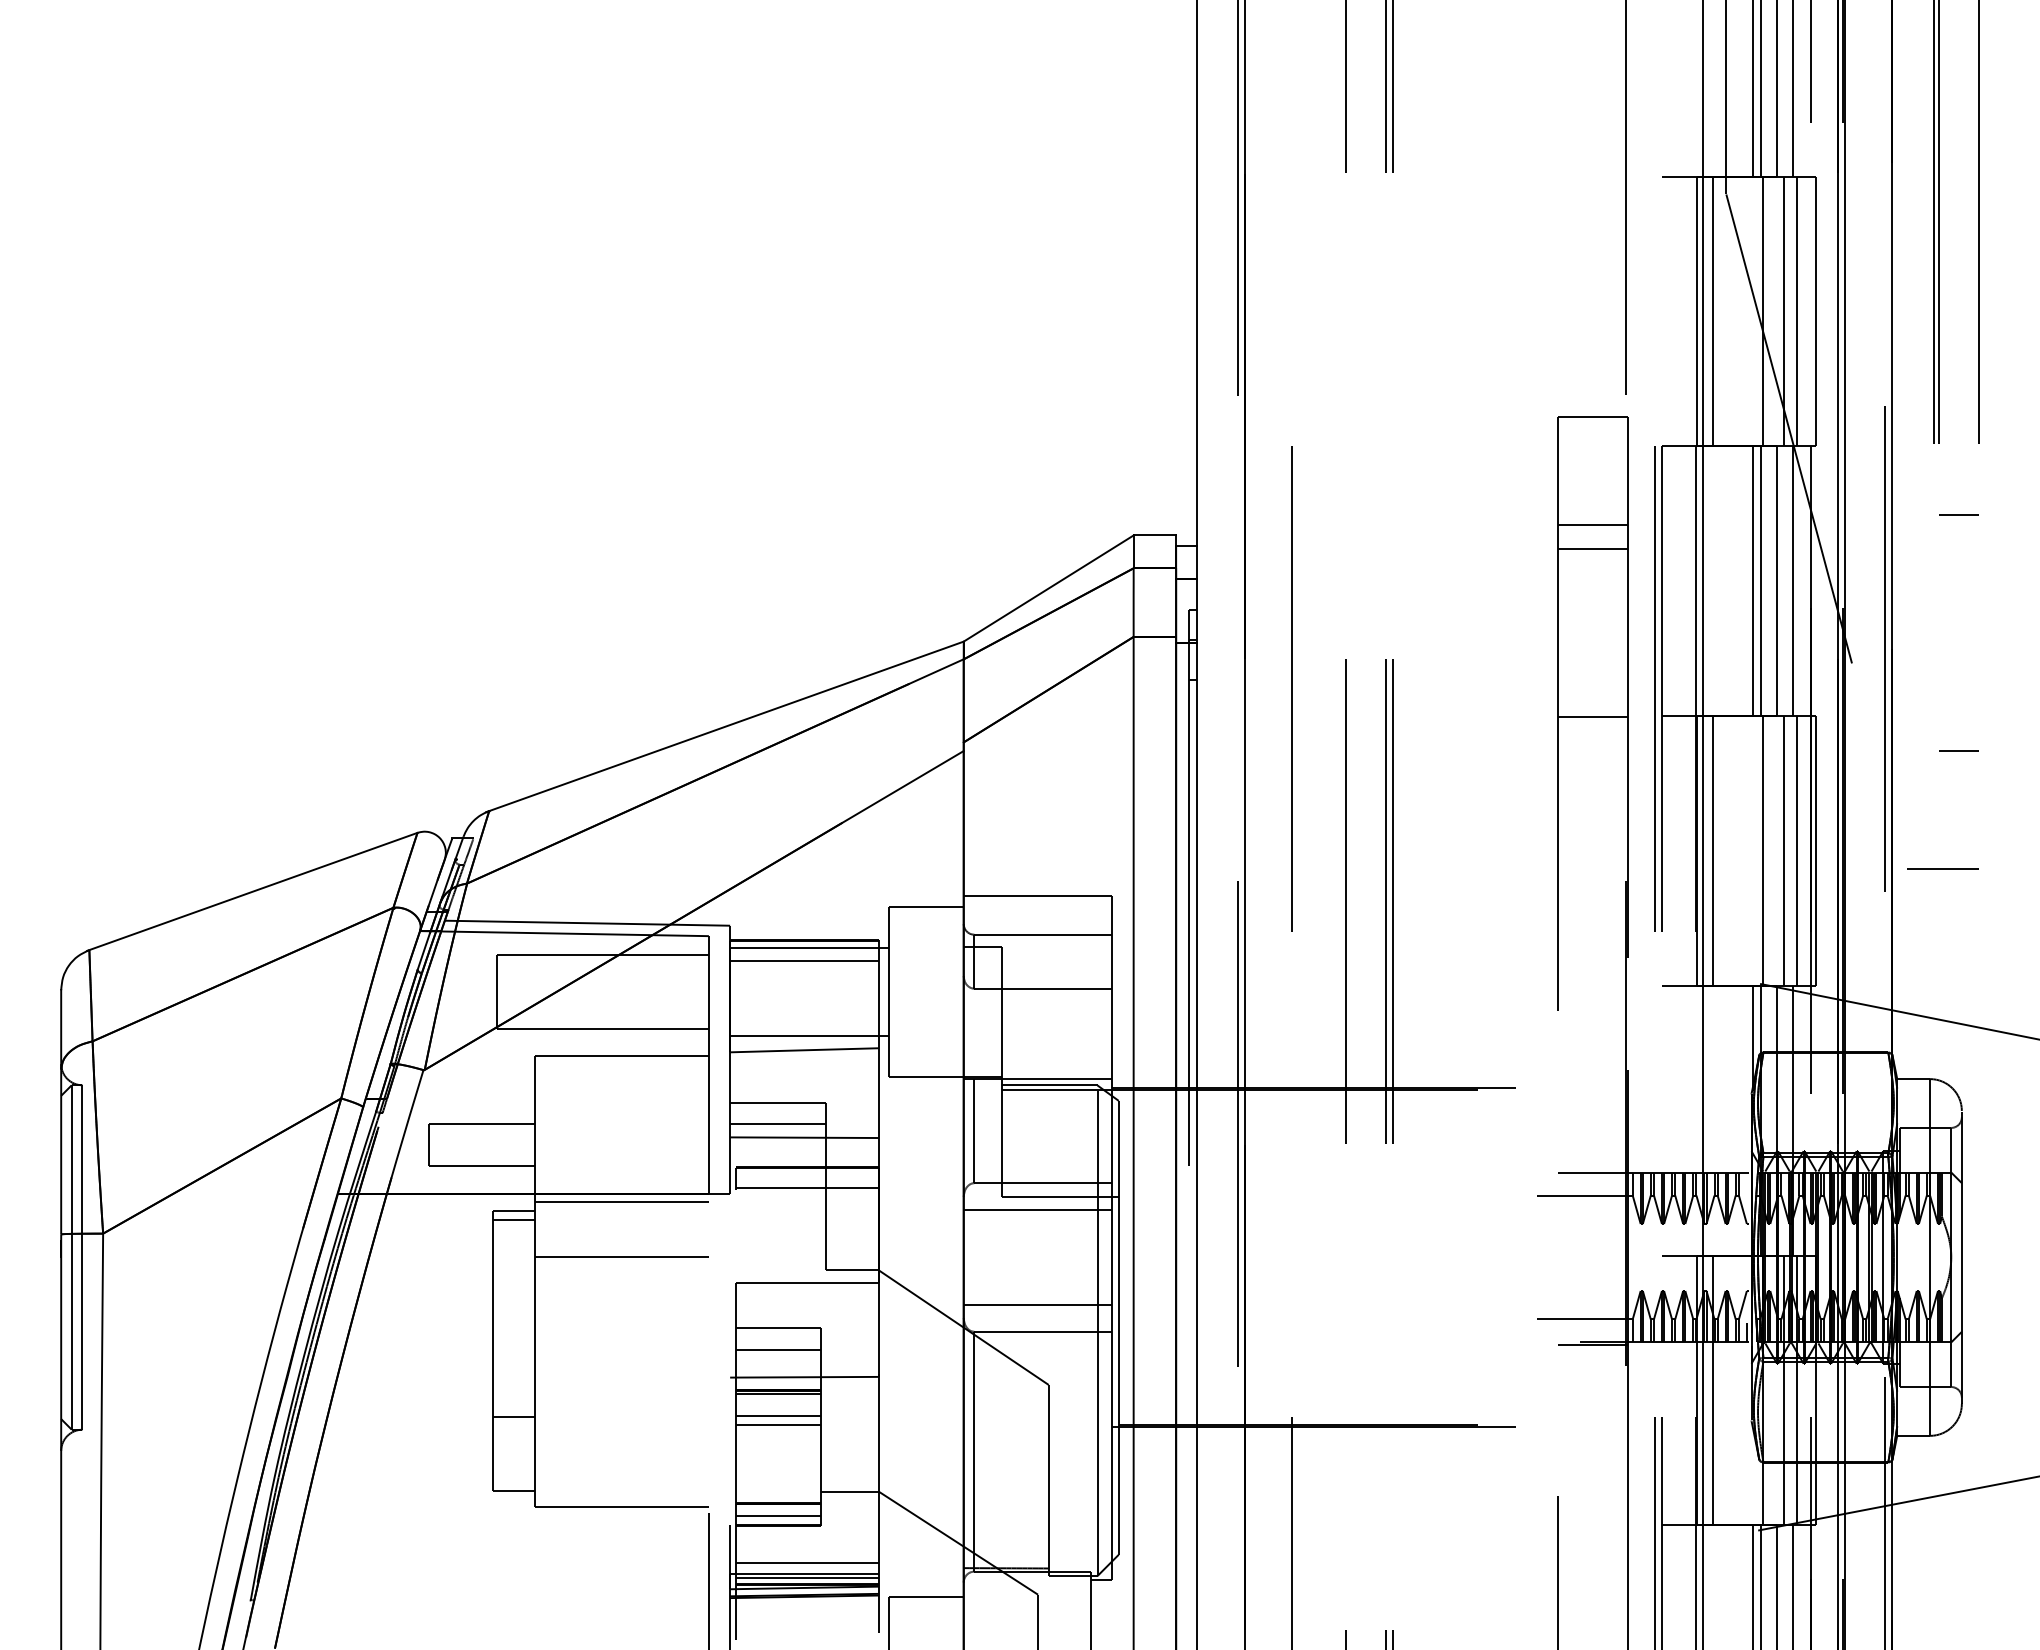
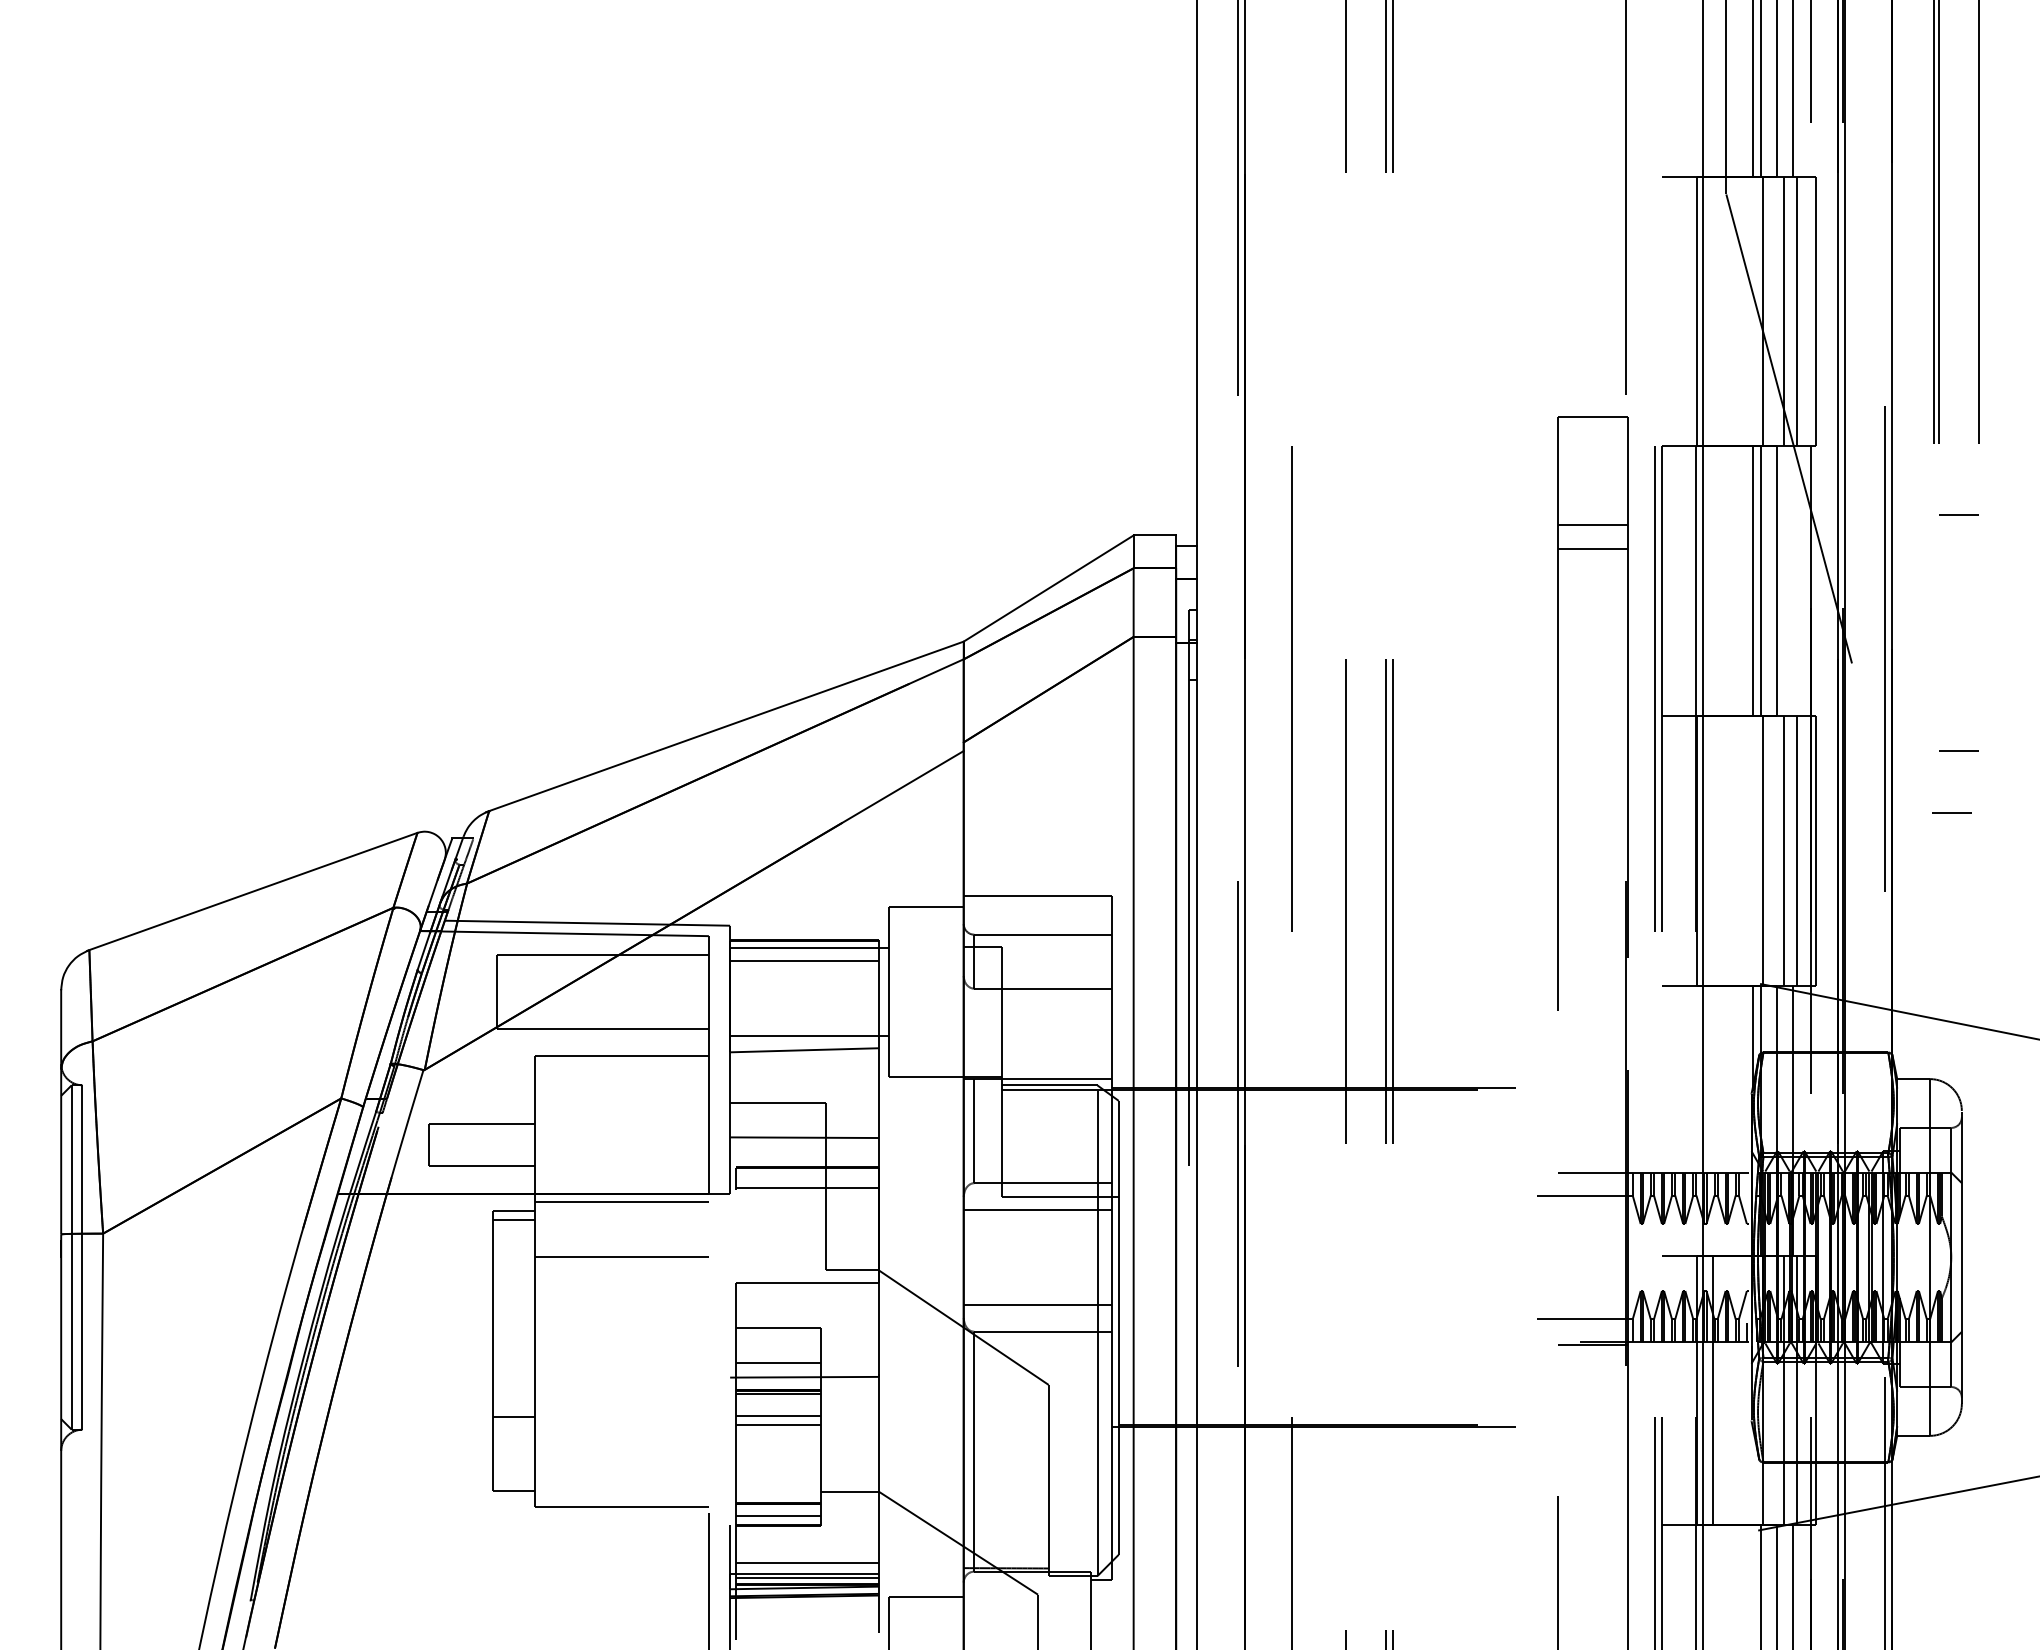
line: present -> none (1713, 311)
line: present -> none (1792, 581)
line: present -> none (1593, 717)
line: none -> present (1951, 812)
line: present -> none (1713, 850)
line: present -> none (1942, 868)
line: present -> none (777, 1124)
line position: (778, 1349) -> (778, 1362) (778, 1362)
line: present -> none (1753, 1585)
